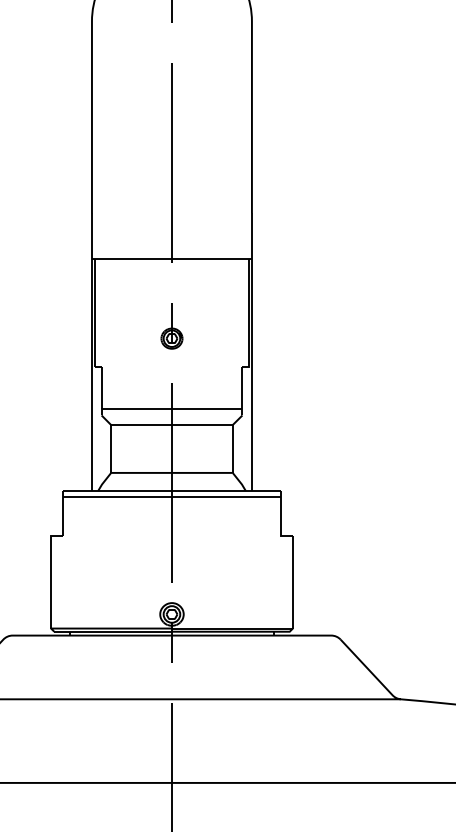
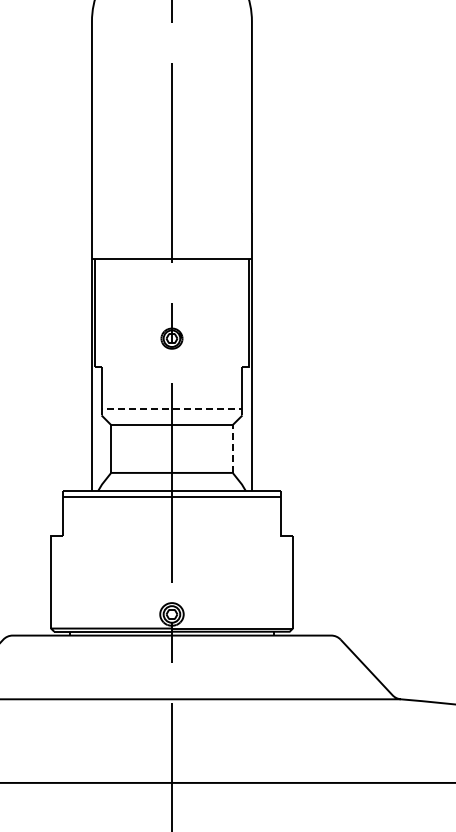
line: solid -> dashed (167, 409)
line: solid -> dashed (232, 448)
